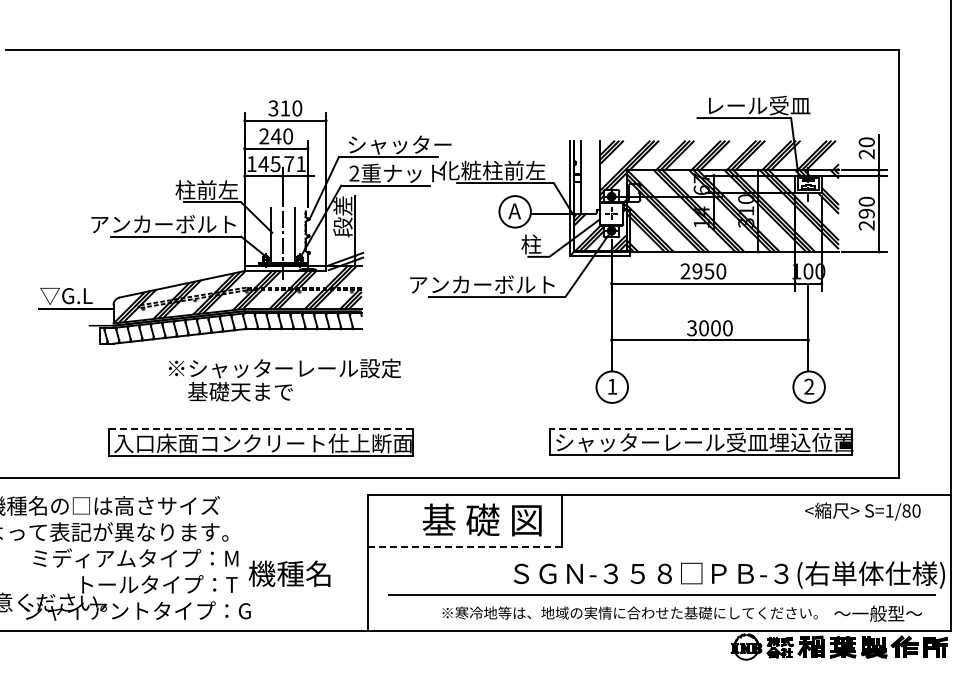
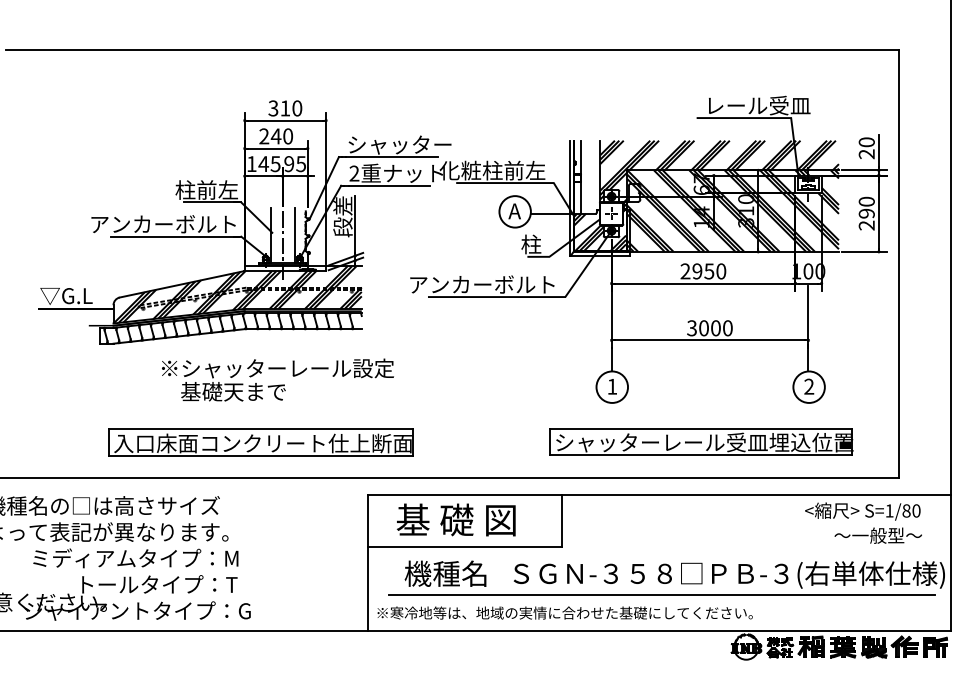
text: 71 -> 95 (294, 164)
text position: (284, 379) -> (277, 379) (277, 379)
line: dashed -> solid (260, 429)
line: dashed -> solid (700, 429)
text position: (481, 519) -> (455, 519) (455, 519)
line: dashed -> solid (465, 547)
text position: (289, 573) -> (445, 573) (445, 573)
text position: (629, 612) -> (564, 612) (564, 612)
text position: (877, 613) -> (877, 535) (877, 535)
